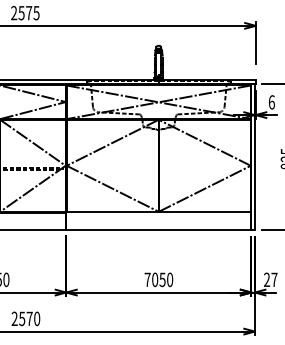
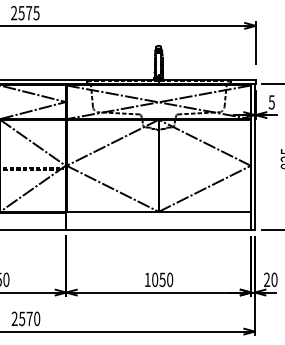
text: 6 -> 5 (271, 102)
text: 7050 -> 1050 (147, 279)
text: 27 -> 20 (274, 279)
